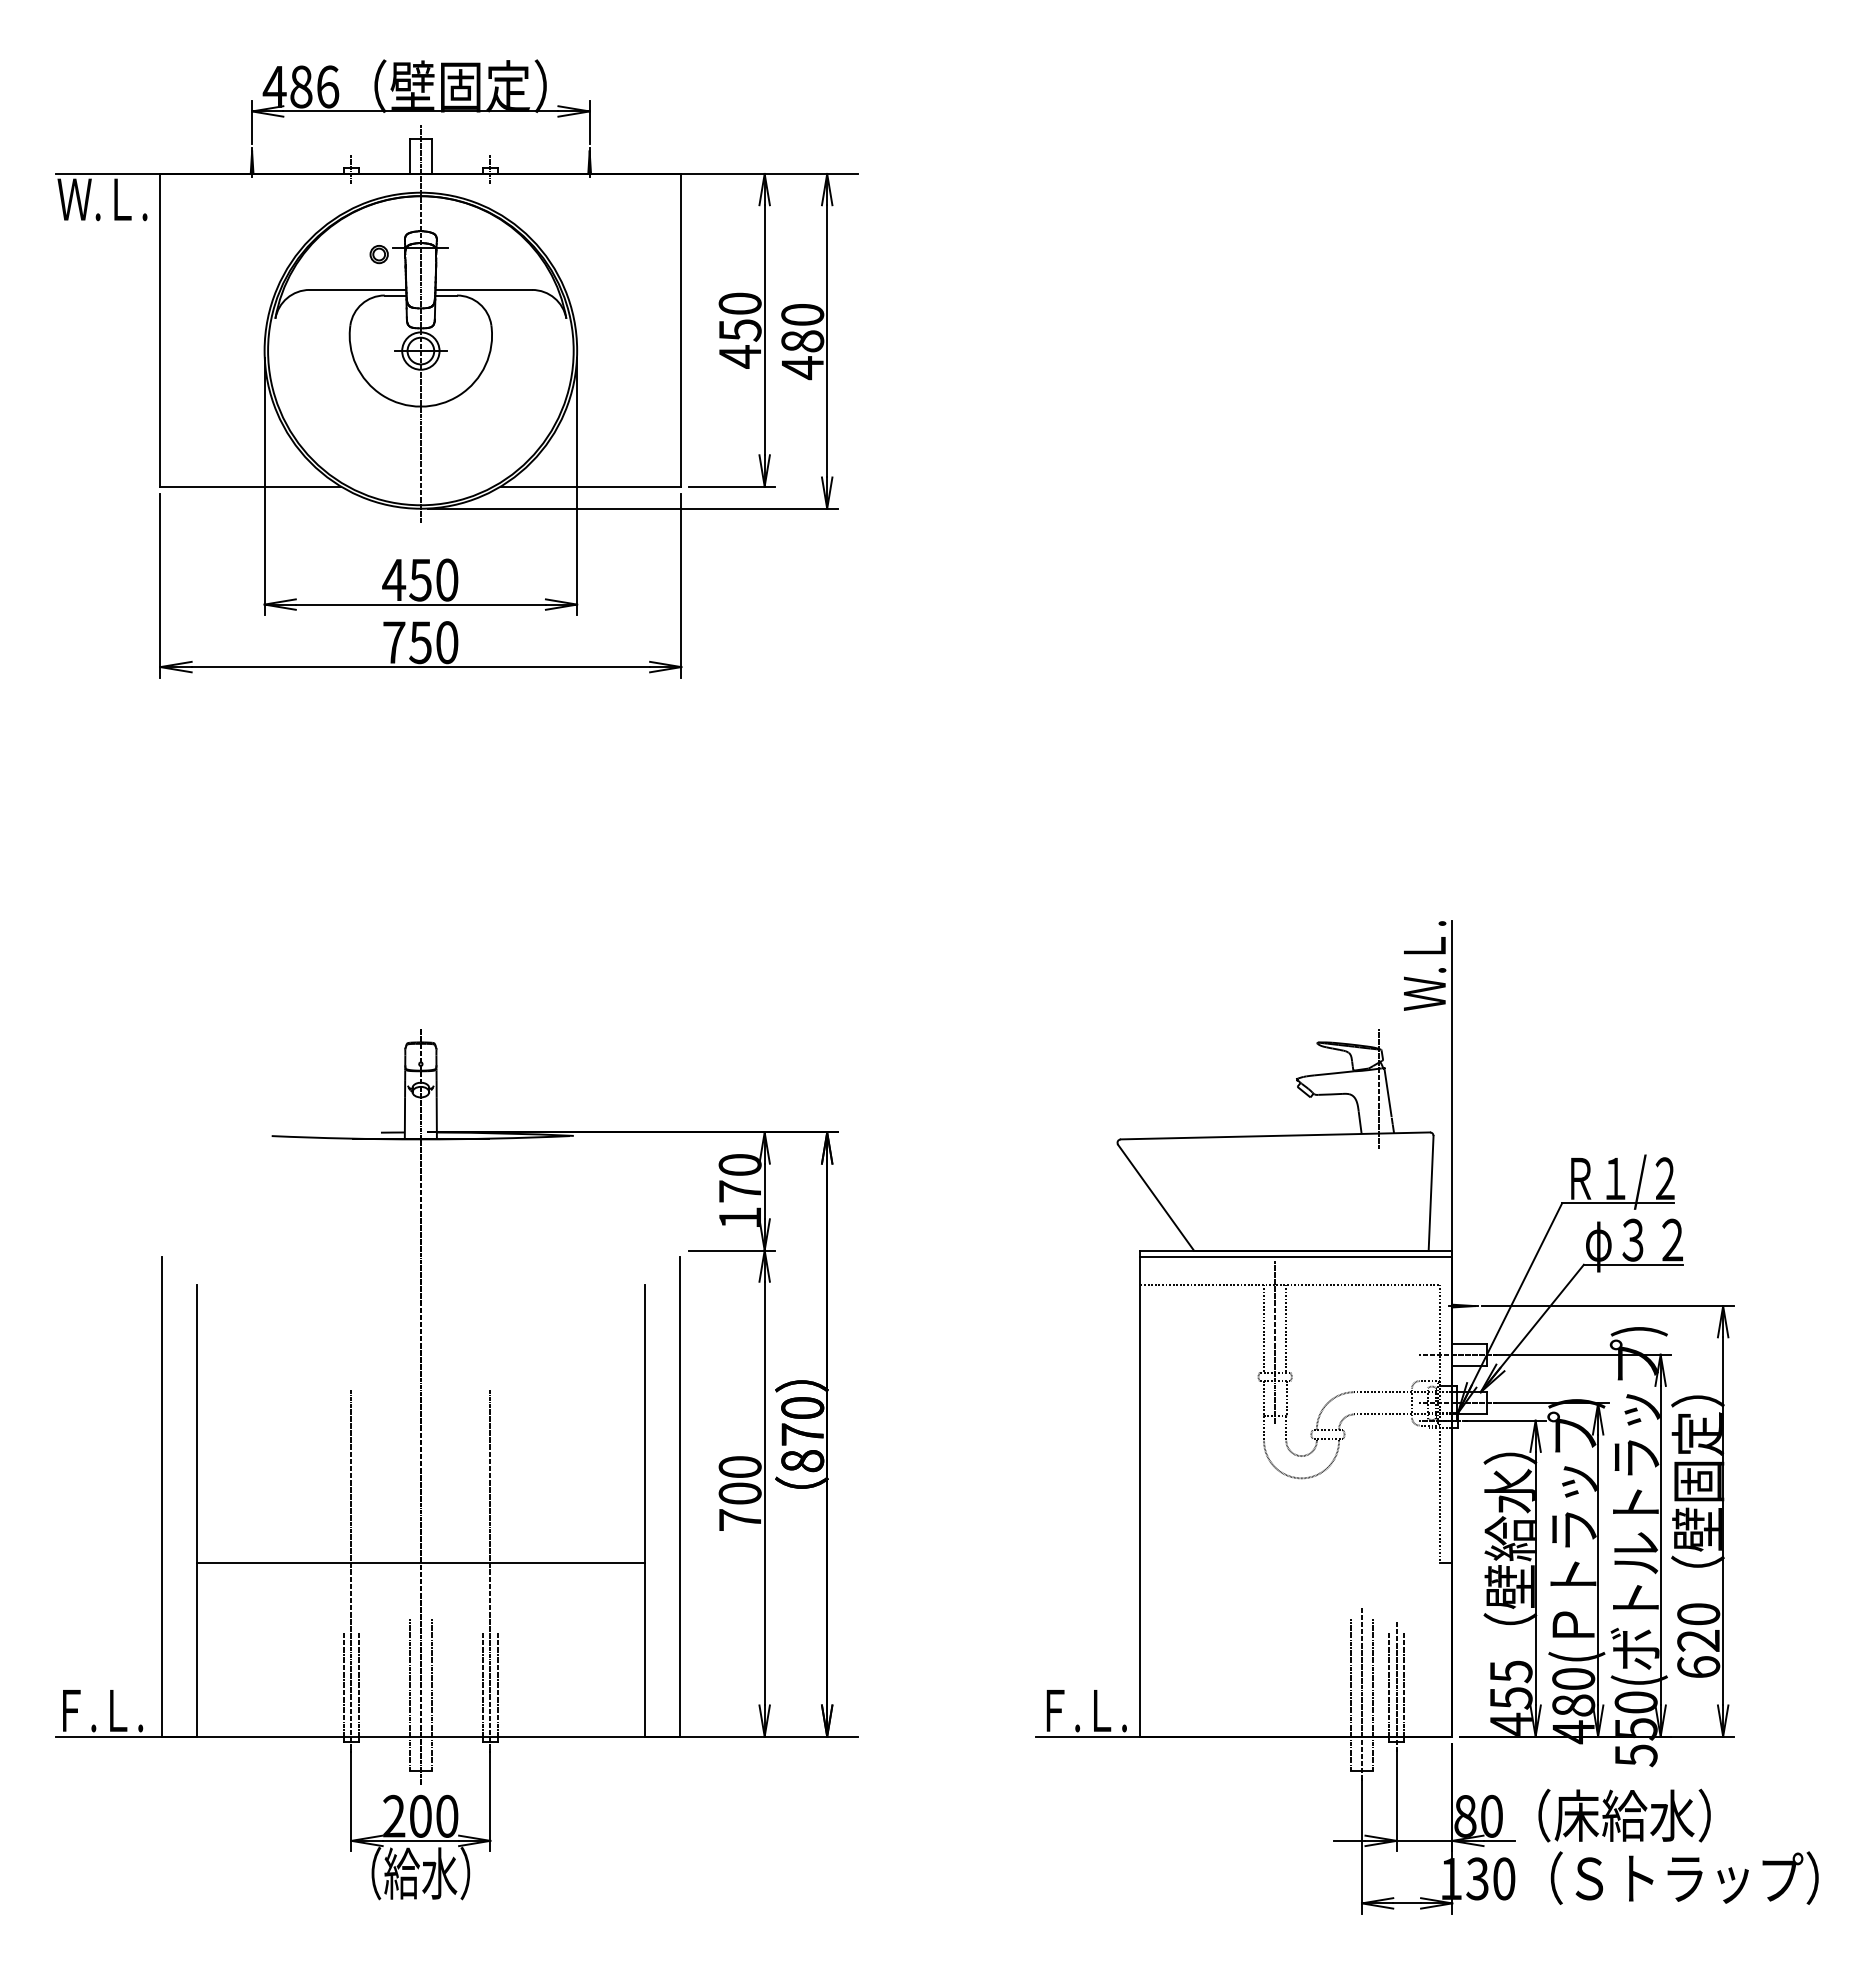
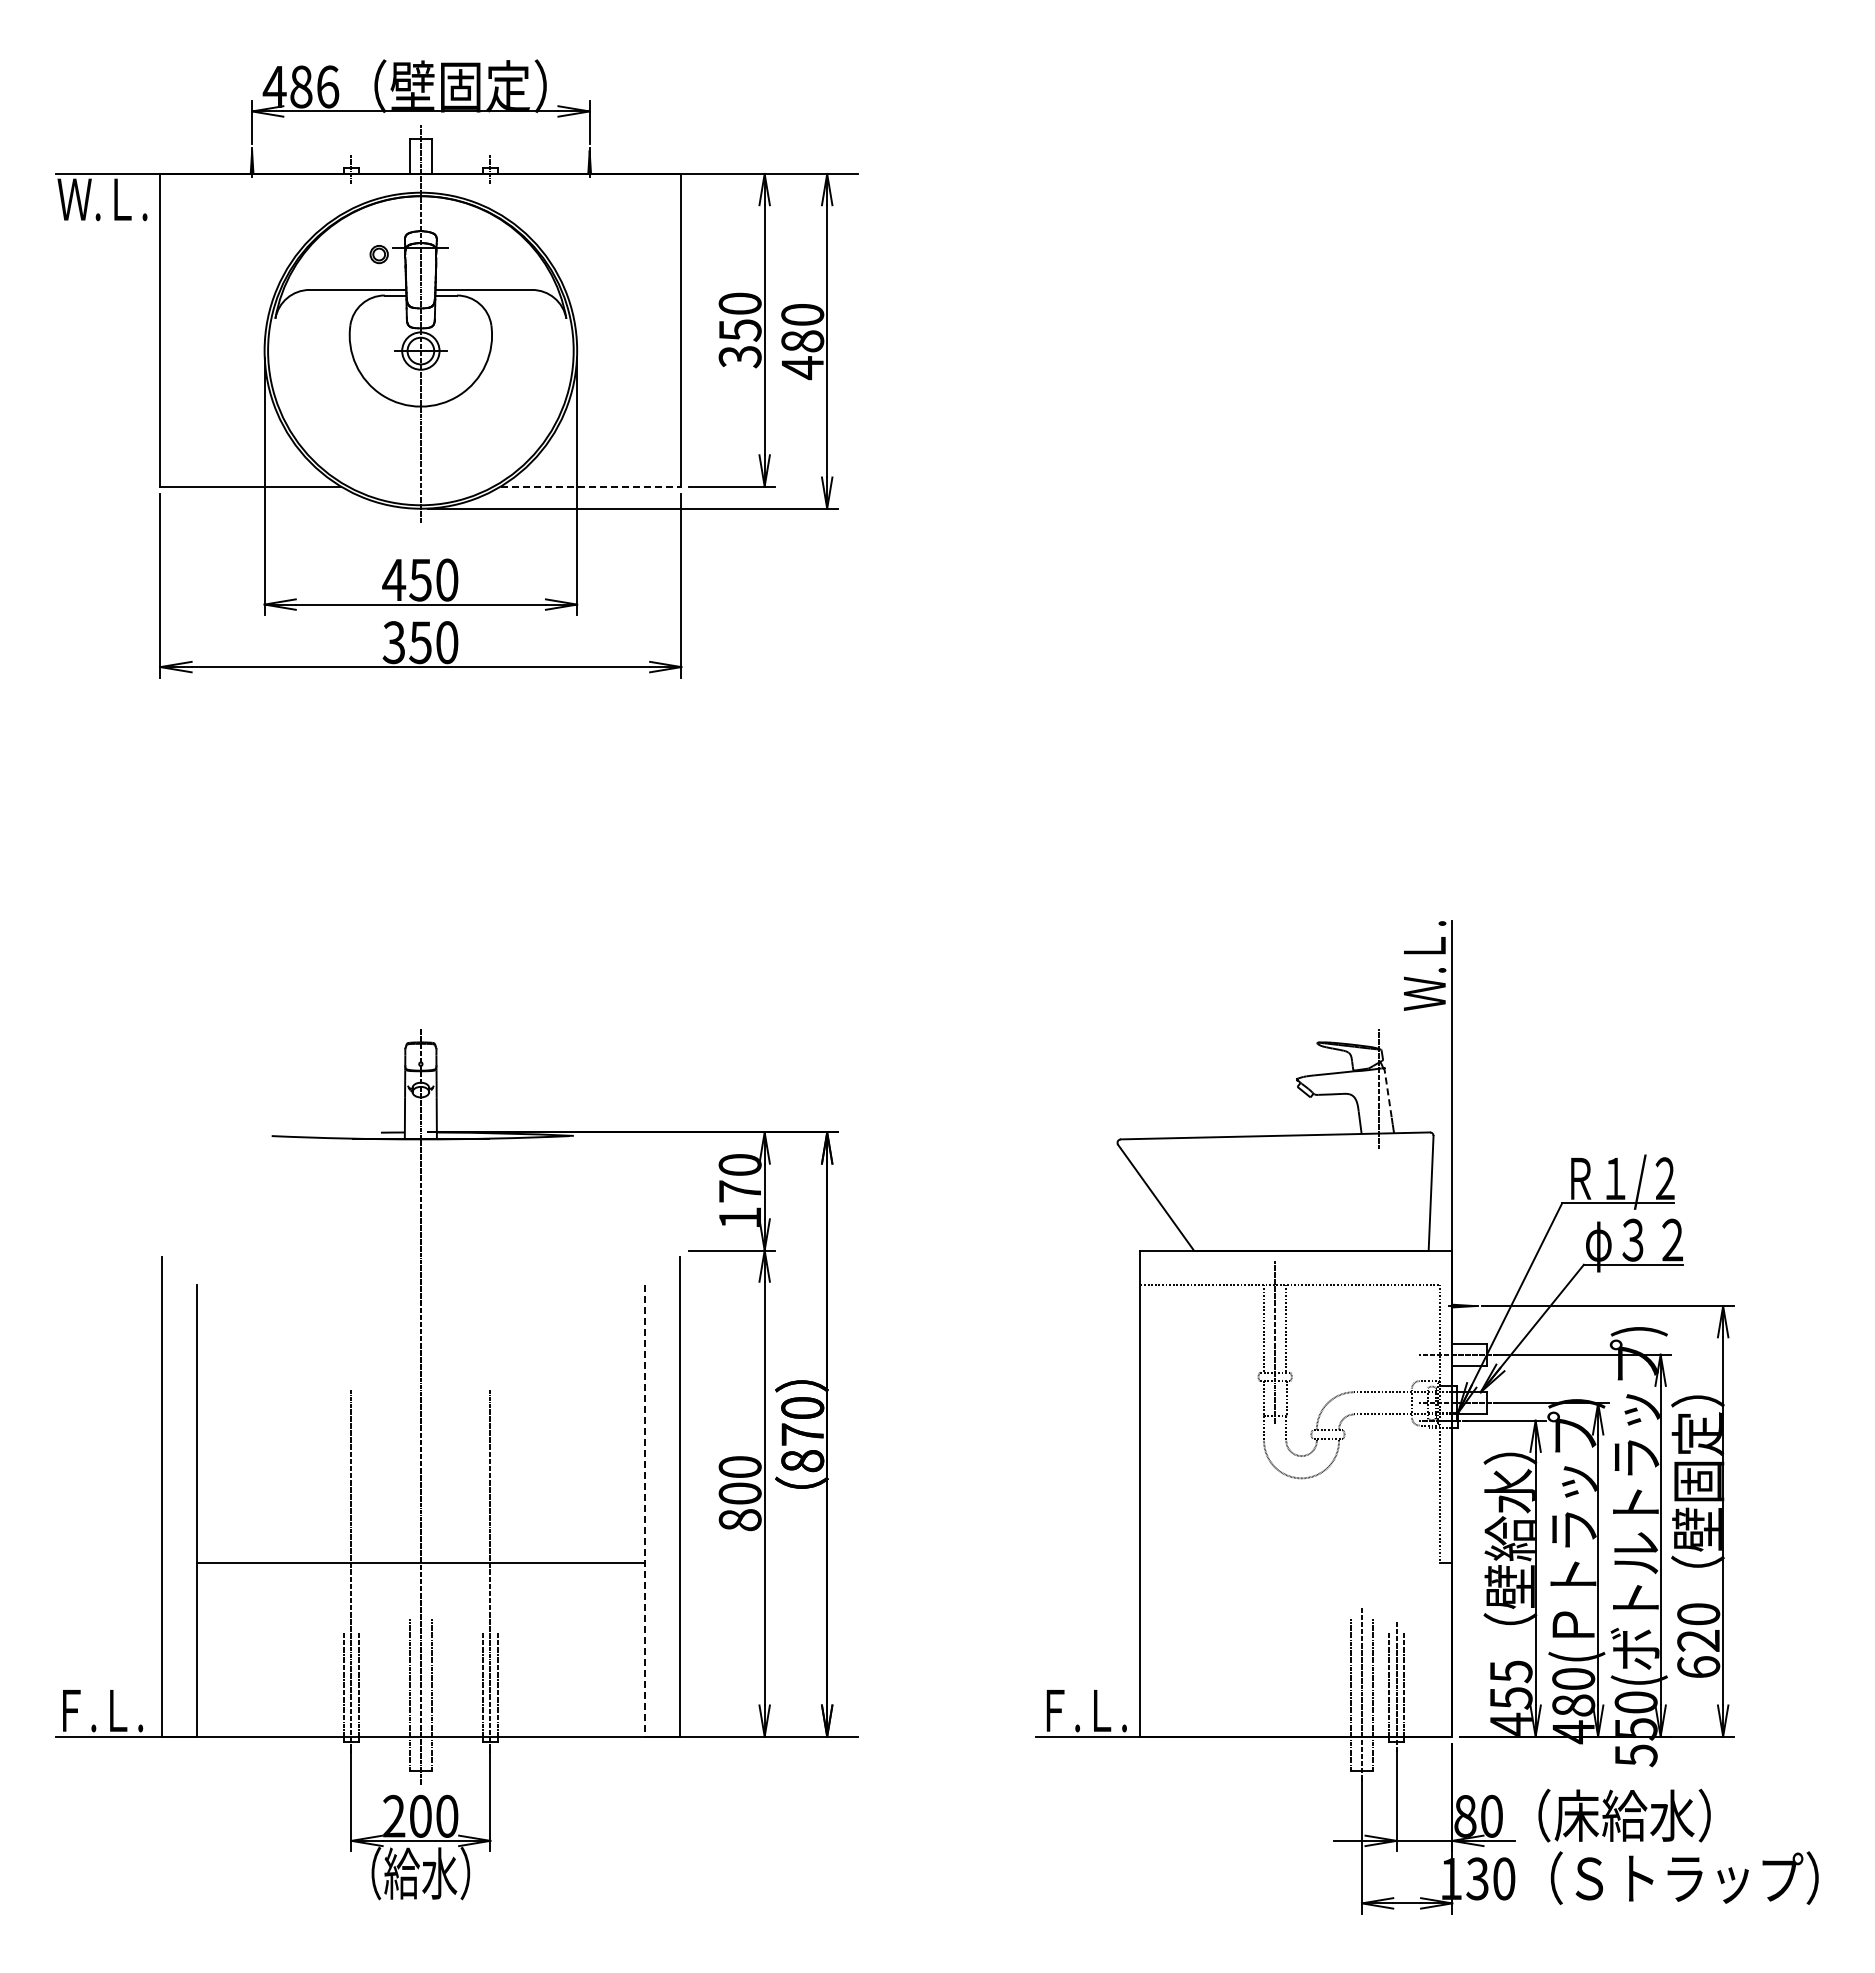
text: 450 -> 350 (739, 356)
line: solid -> dashed (591, 486)
text: 750 -> 350 (393, 642)
line: solid -> dashed (1388, 1092)
line: present -> none (1295, 1256)
line: solid -> dashed (645, 1510)
text: 700 -> 800 (739, 1520)
